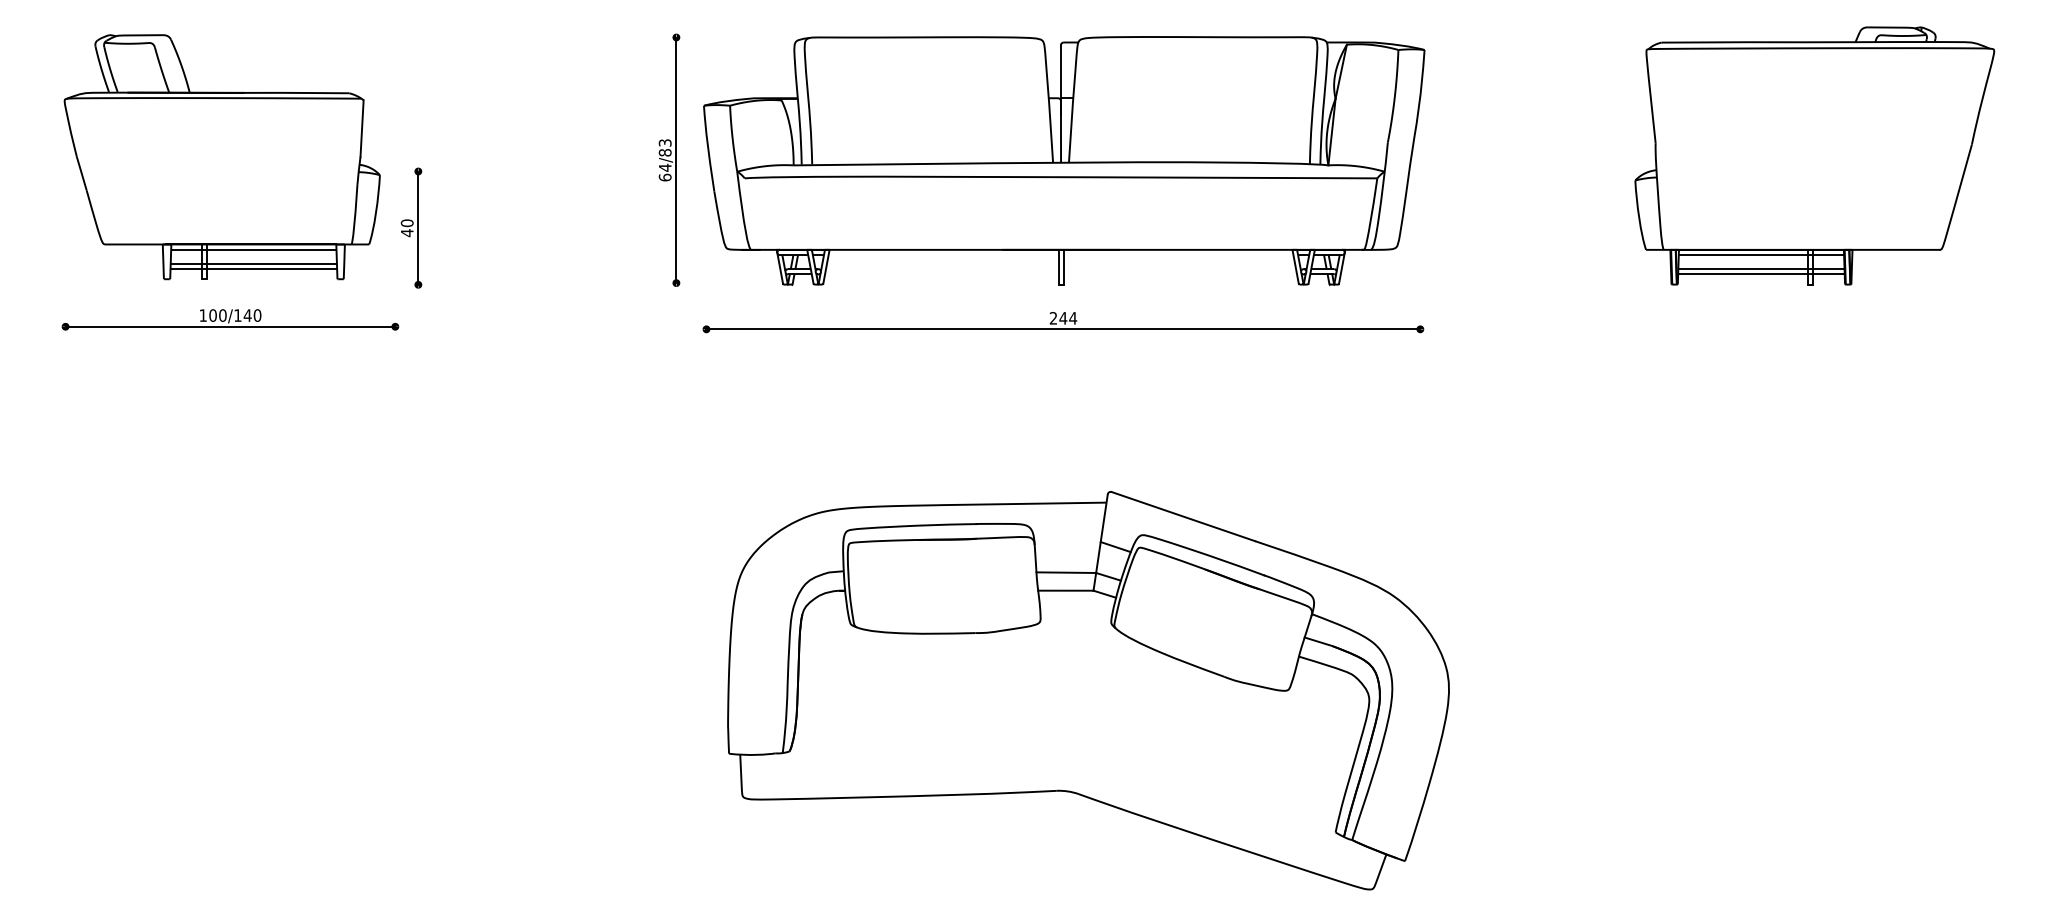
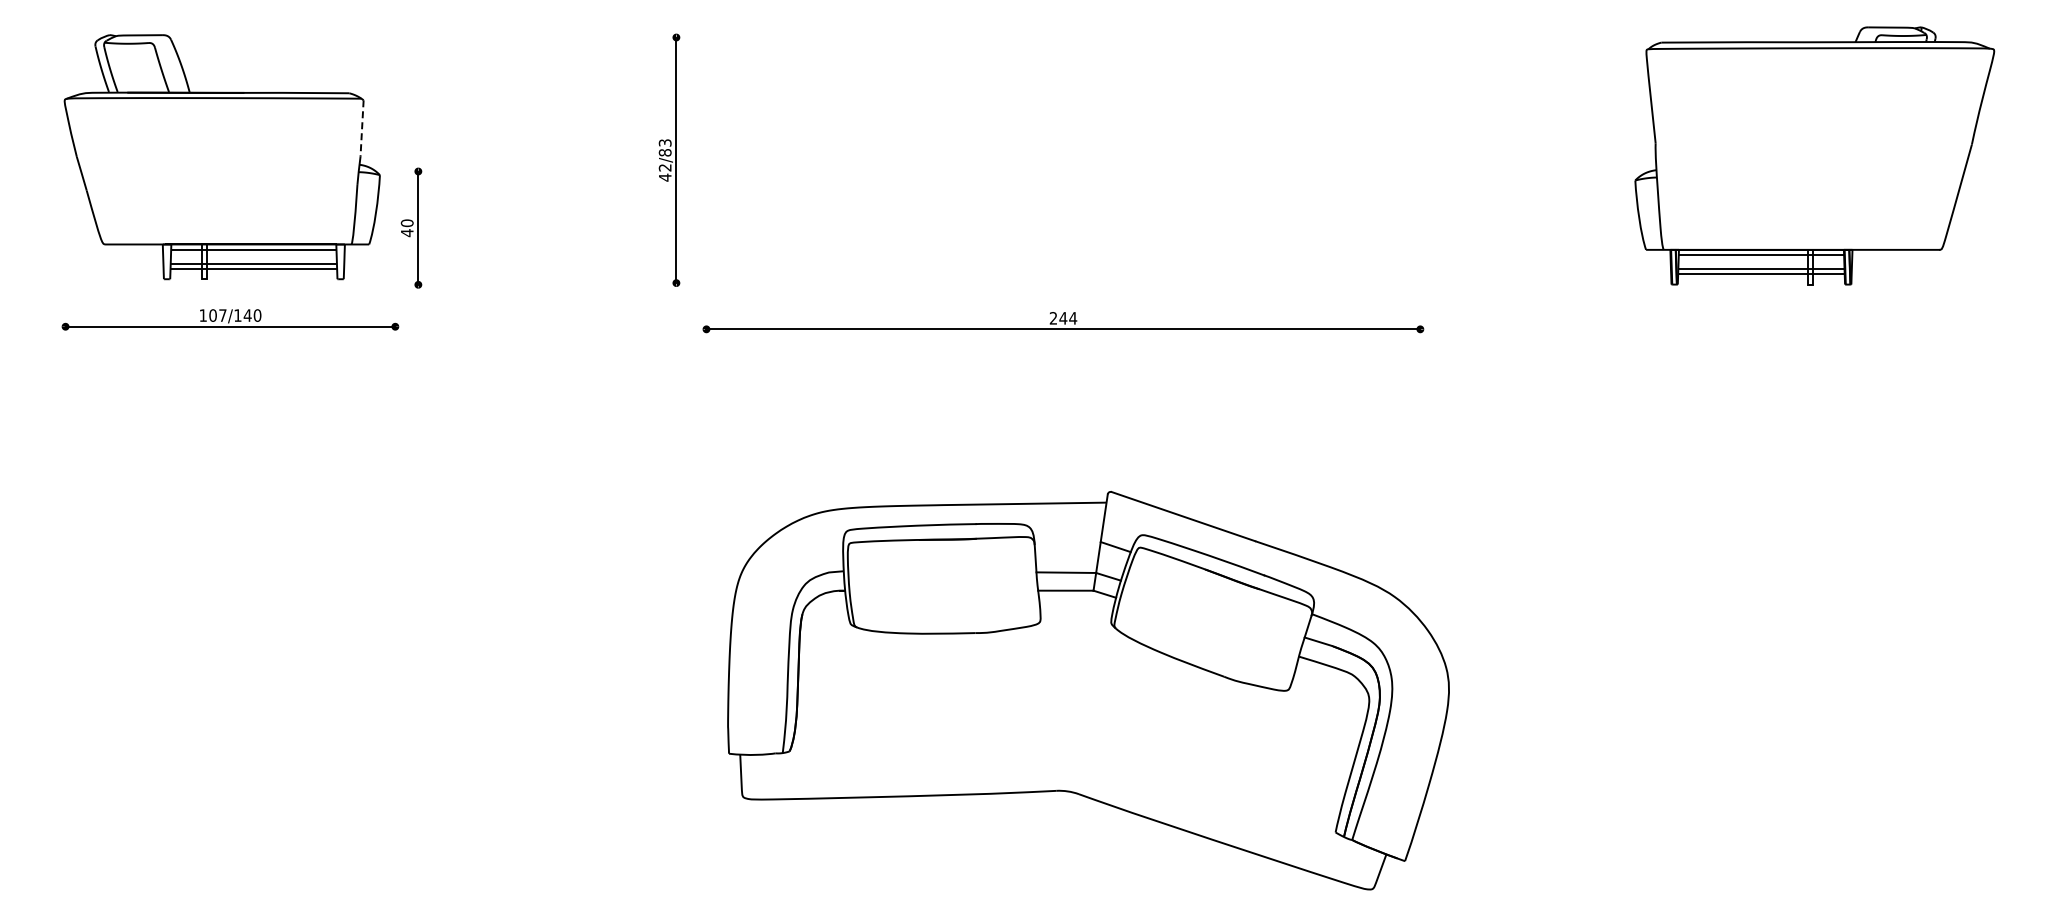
line: solid -> dashed (362, 129)
part: present -> none (1064, 160)
text: 64/83 -> 42/83 (664, 172)
text: 100/140 -> 107/140 (222, 315)
